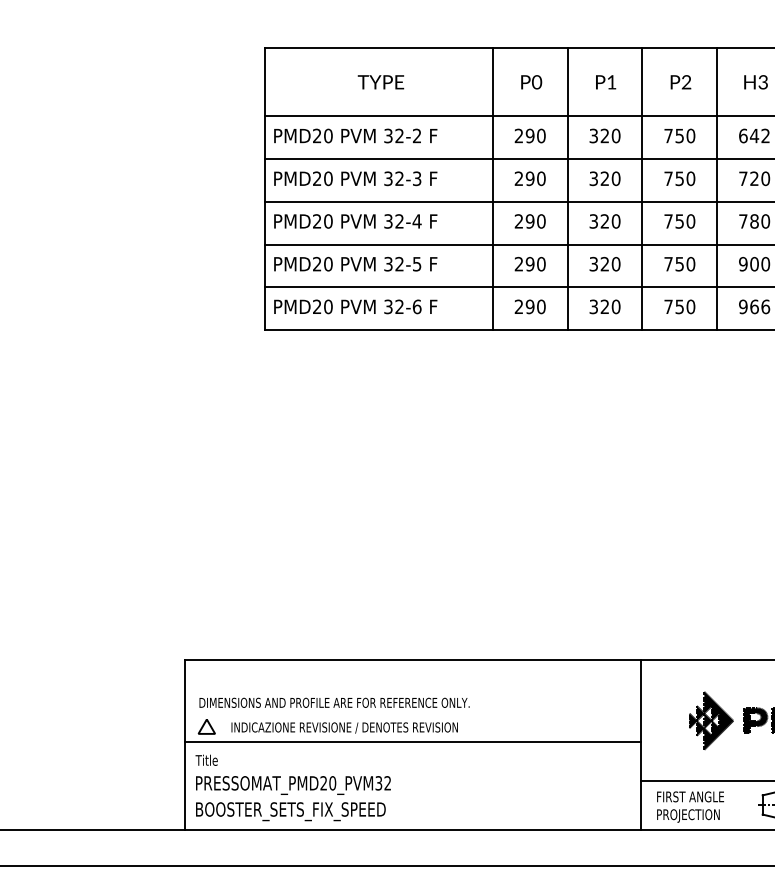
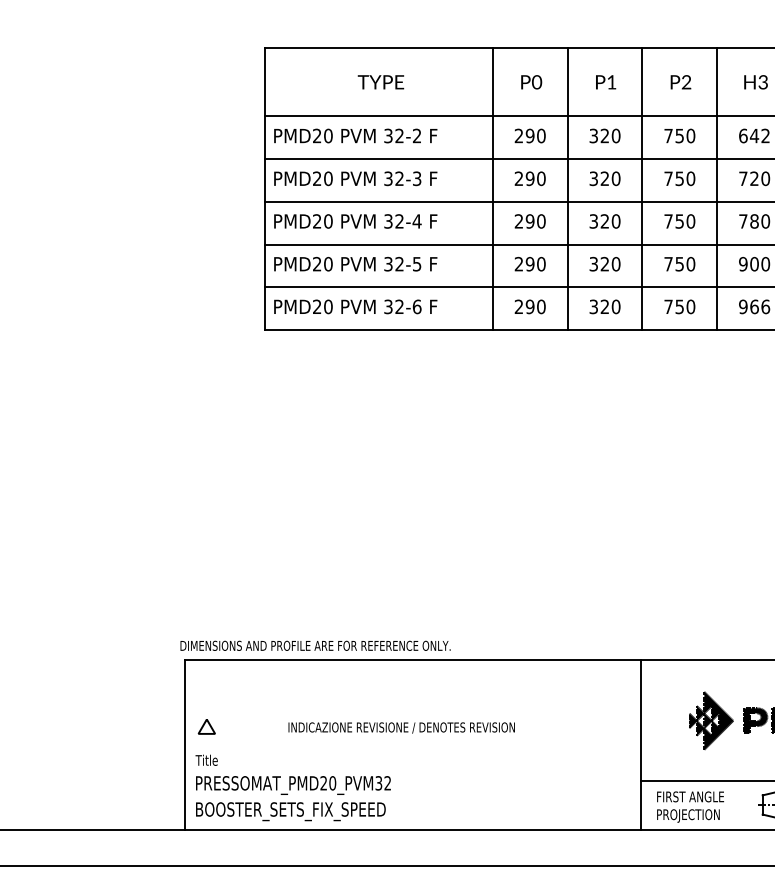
text position: (334, 702) -> (315, 645) (315, 645)
text position: (344, 727) -> (401, 727) (401, 727)
line: present -> none (412, 742)
